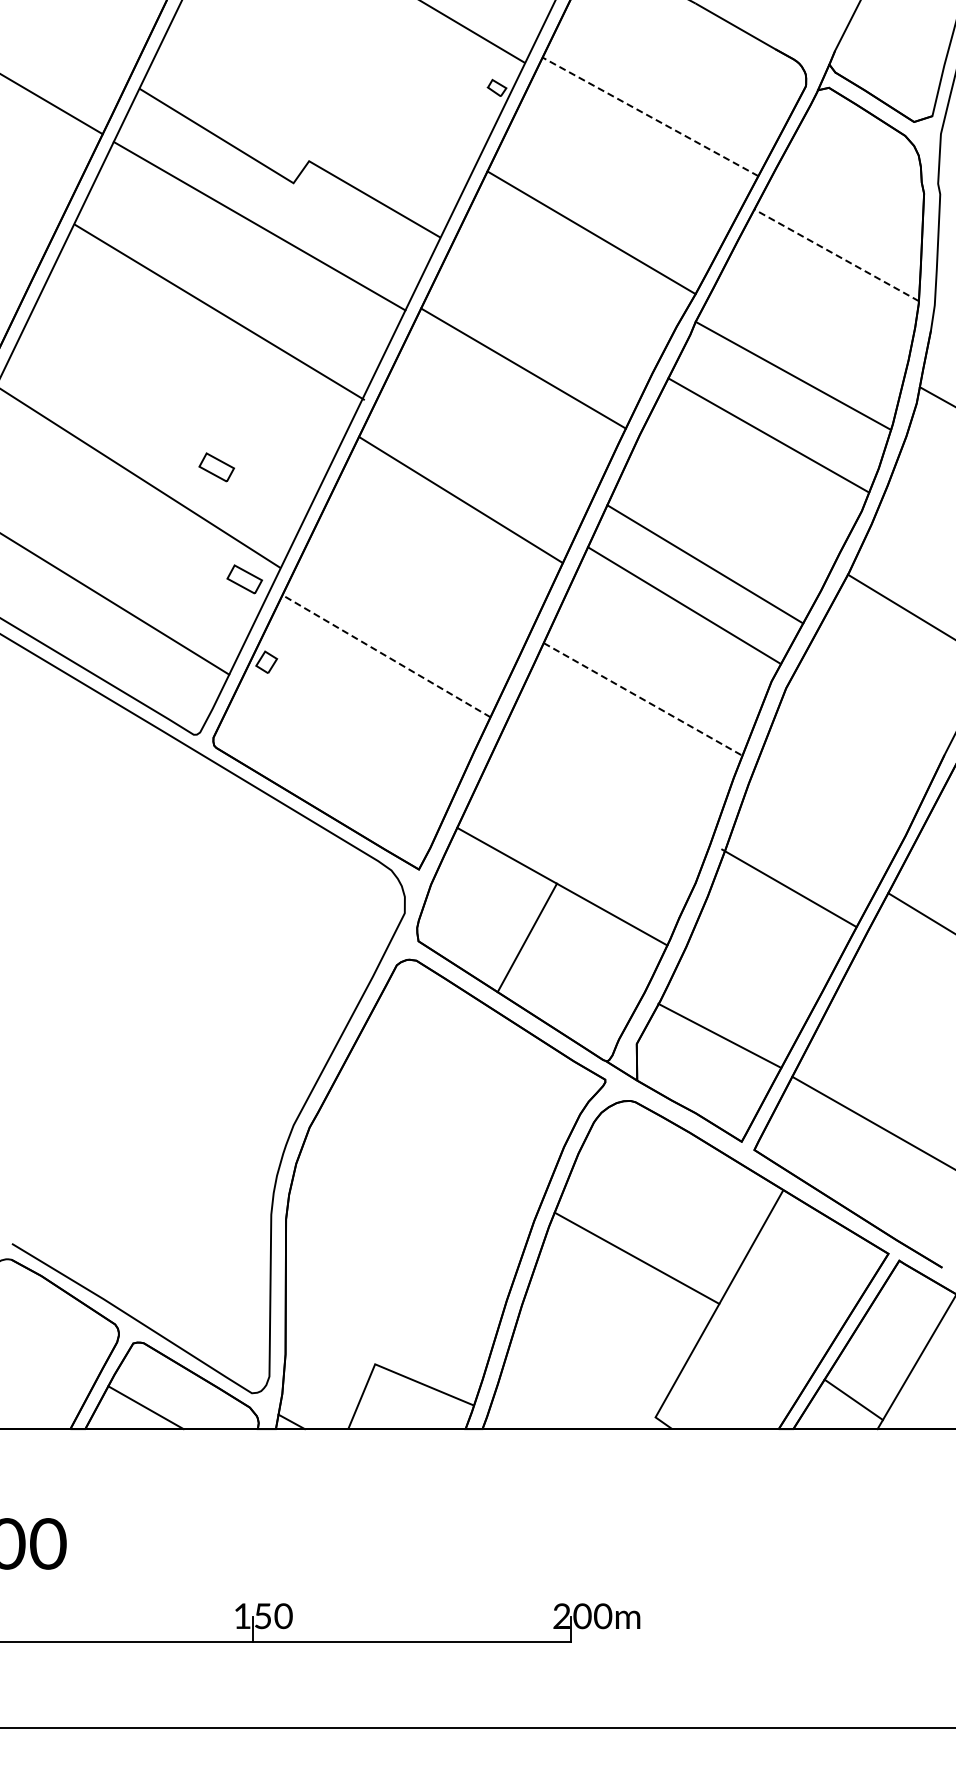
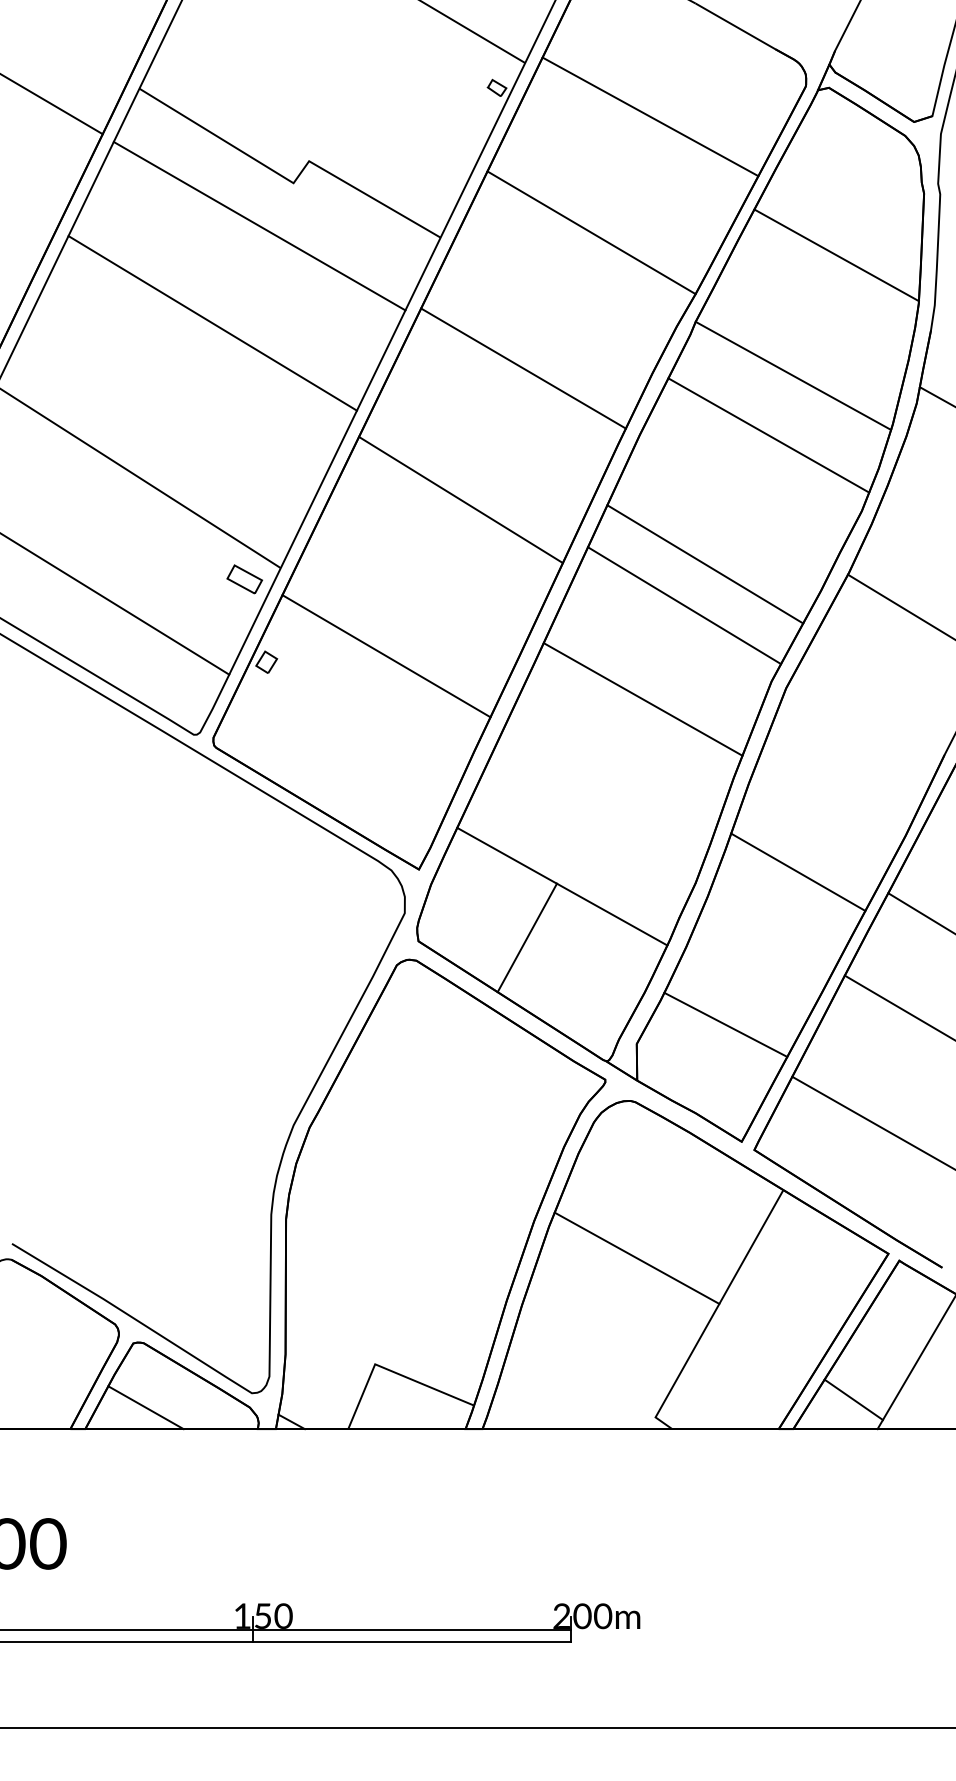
line: dashed -> solid (650, 116)
line: dashed -> solid (836, 255)
line position: (219, 312) -> (212, 323) (212, 323)
part: present -> none (216, 467)
line: dashed -> solid (386, 656)
line: dashed -> solid (643, 699)
line position: (789, 887) -> (798, 871) (798, 871)
line: none -> present (898, 1006)
line position: (719, 1035) -> (725, 1024) (725, 1024)
line: none -> present (286, 1629)
